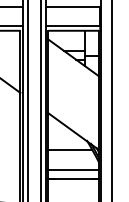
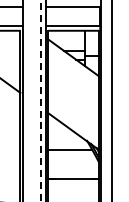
line: present -> none (27, 100)
line: solid -> dashed (41, 100)
line: present -> none (73, 169)
